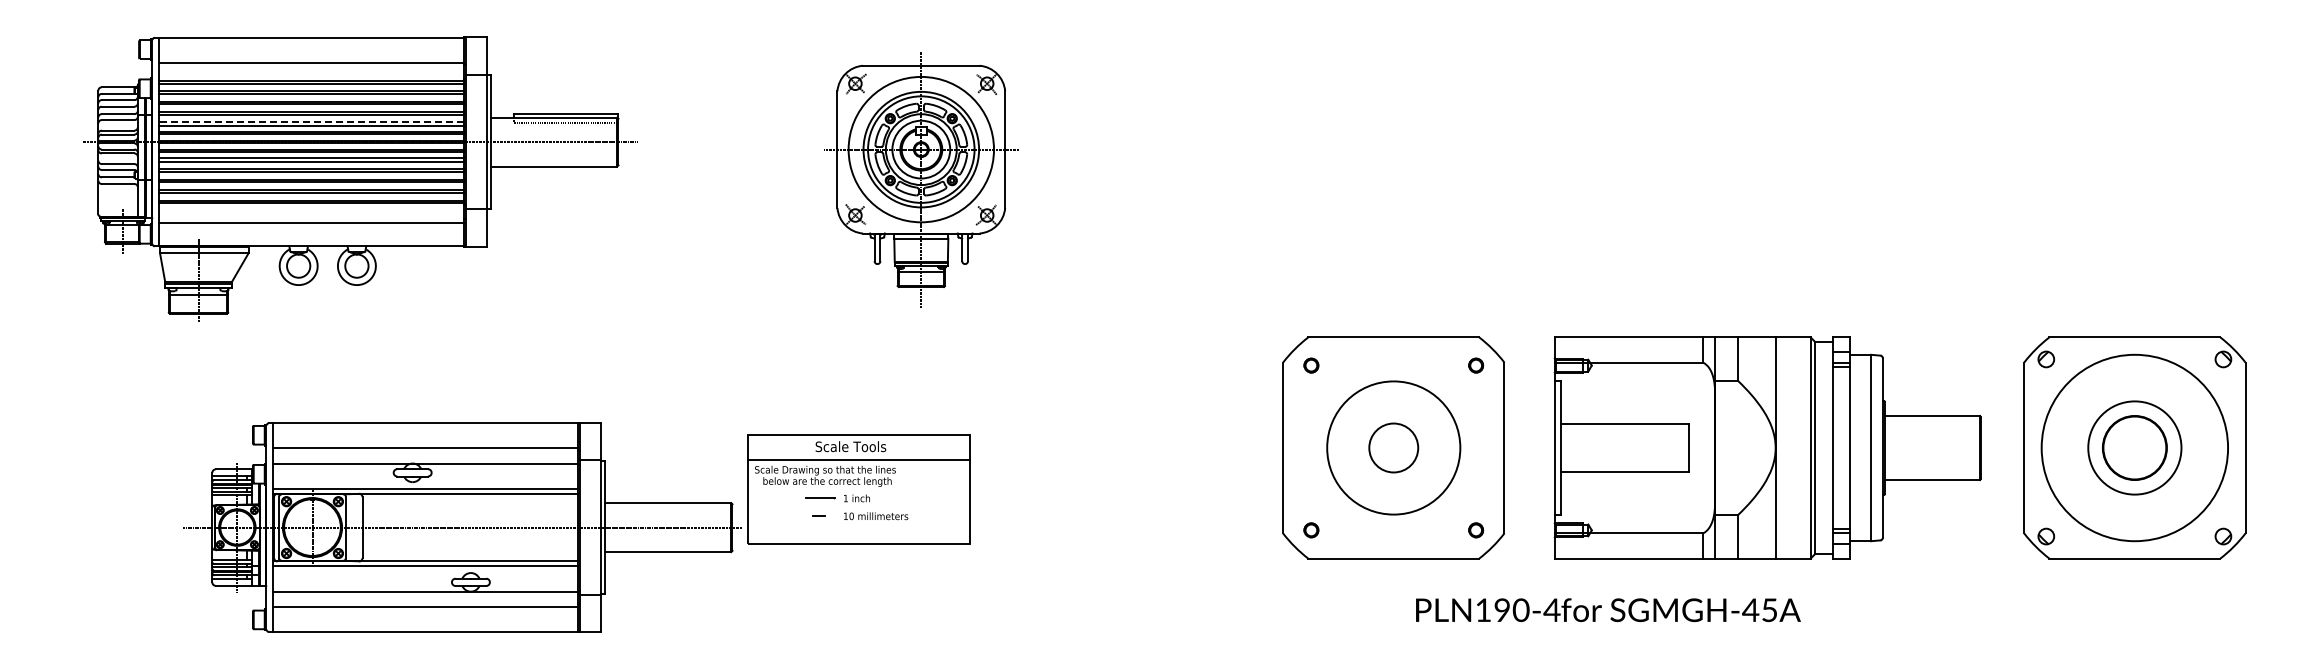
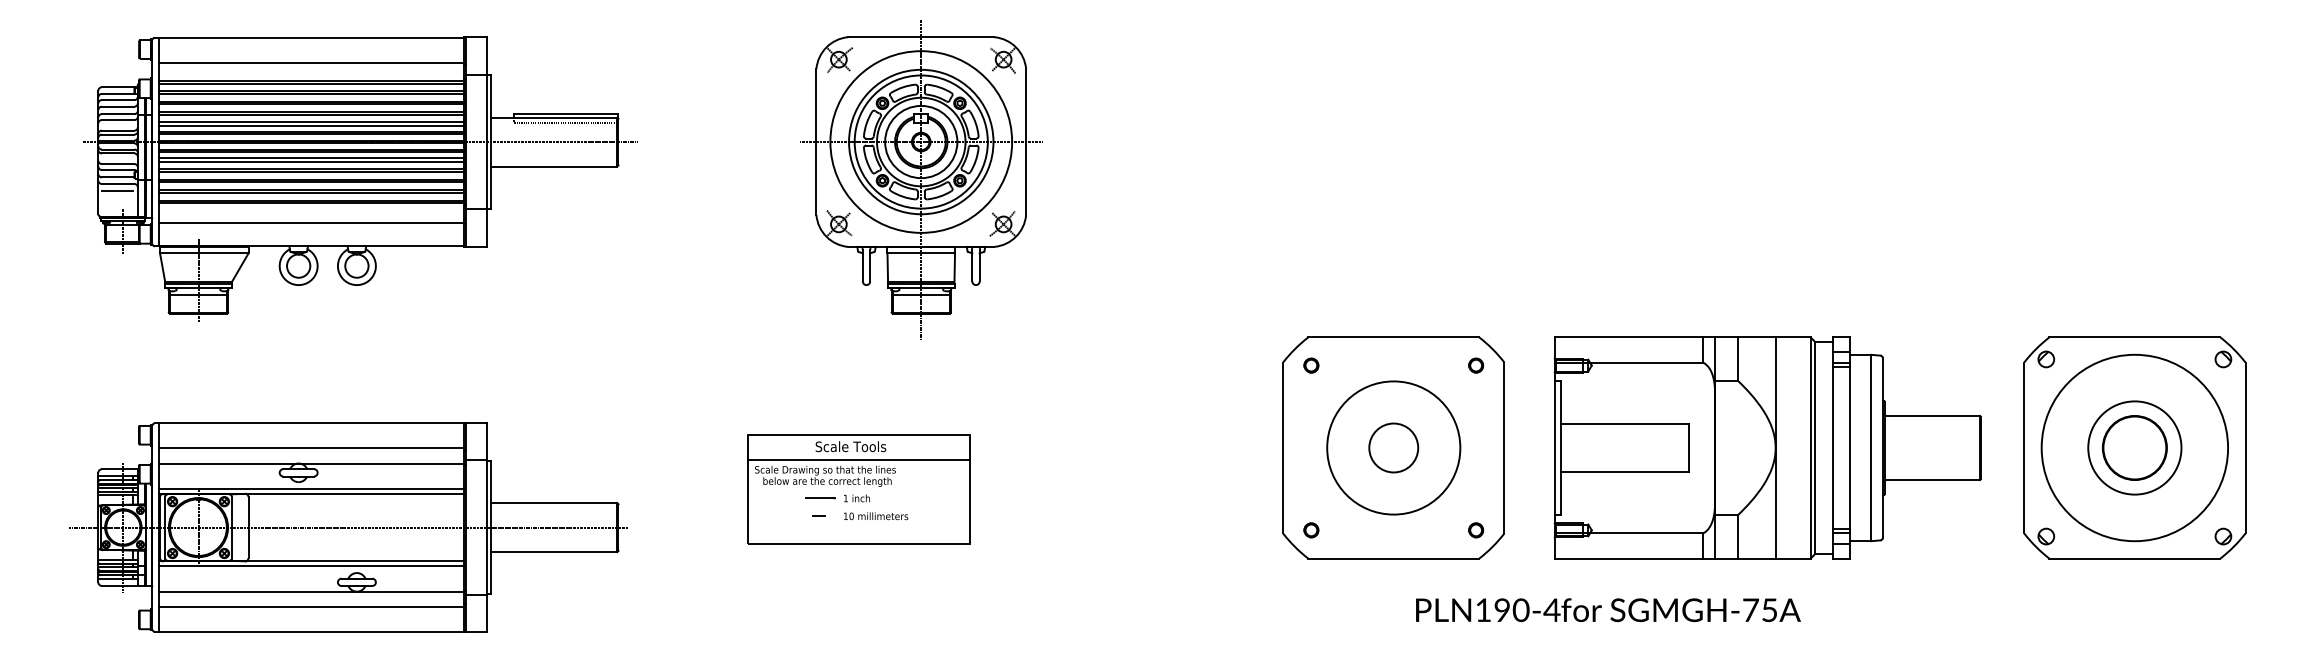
line: dashed -> solid (310, 121)
part size: 195x256 px -> 243x320 px (921, 179)
line: none -> present (117, 191)
part position: (462, 527) -> (348, 527) (348, 527)
text: SGMGH-45A -> SGMGH-75A (1750, 609)
